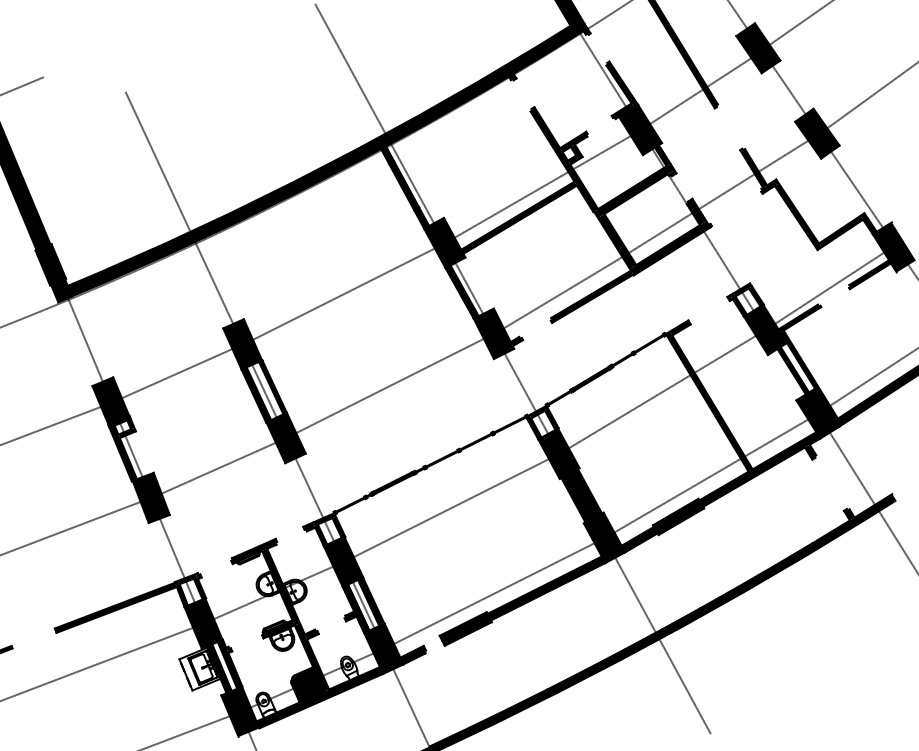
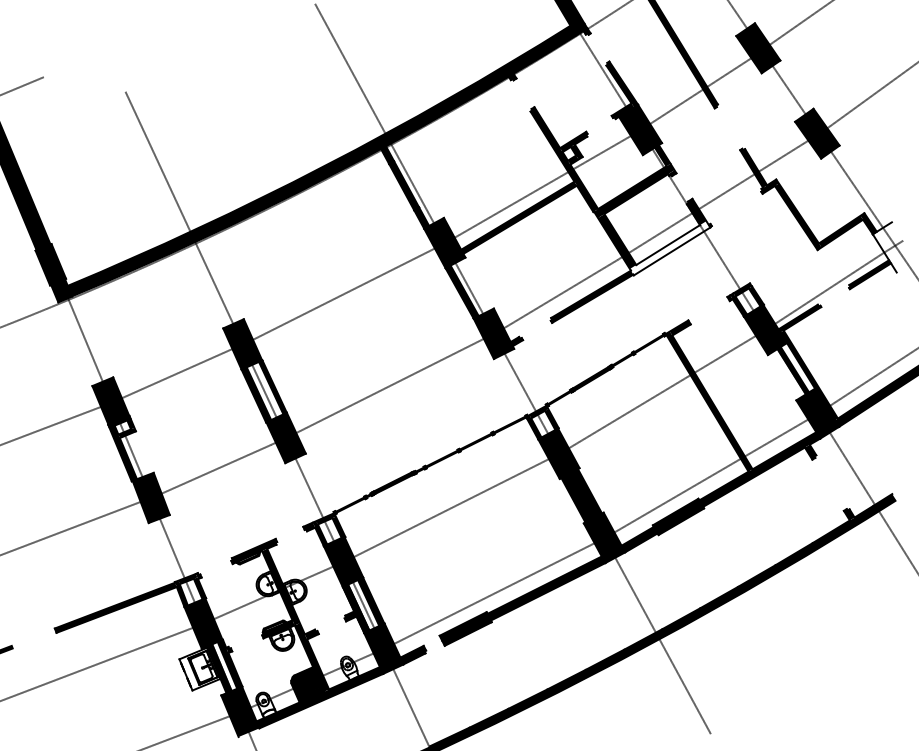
fill: present -> none (893, 247)
fill: present -> none (669, 248)
